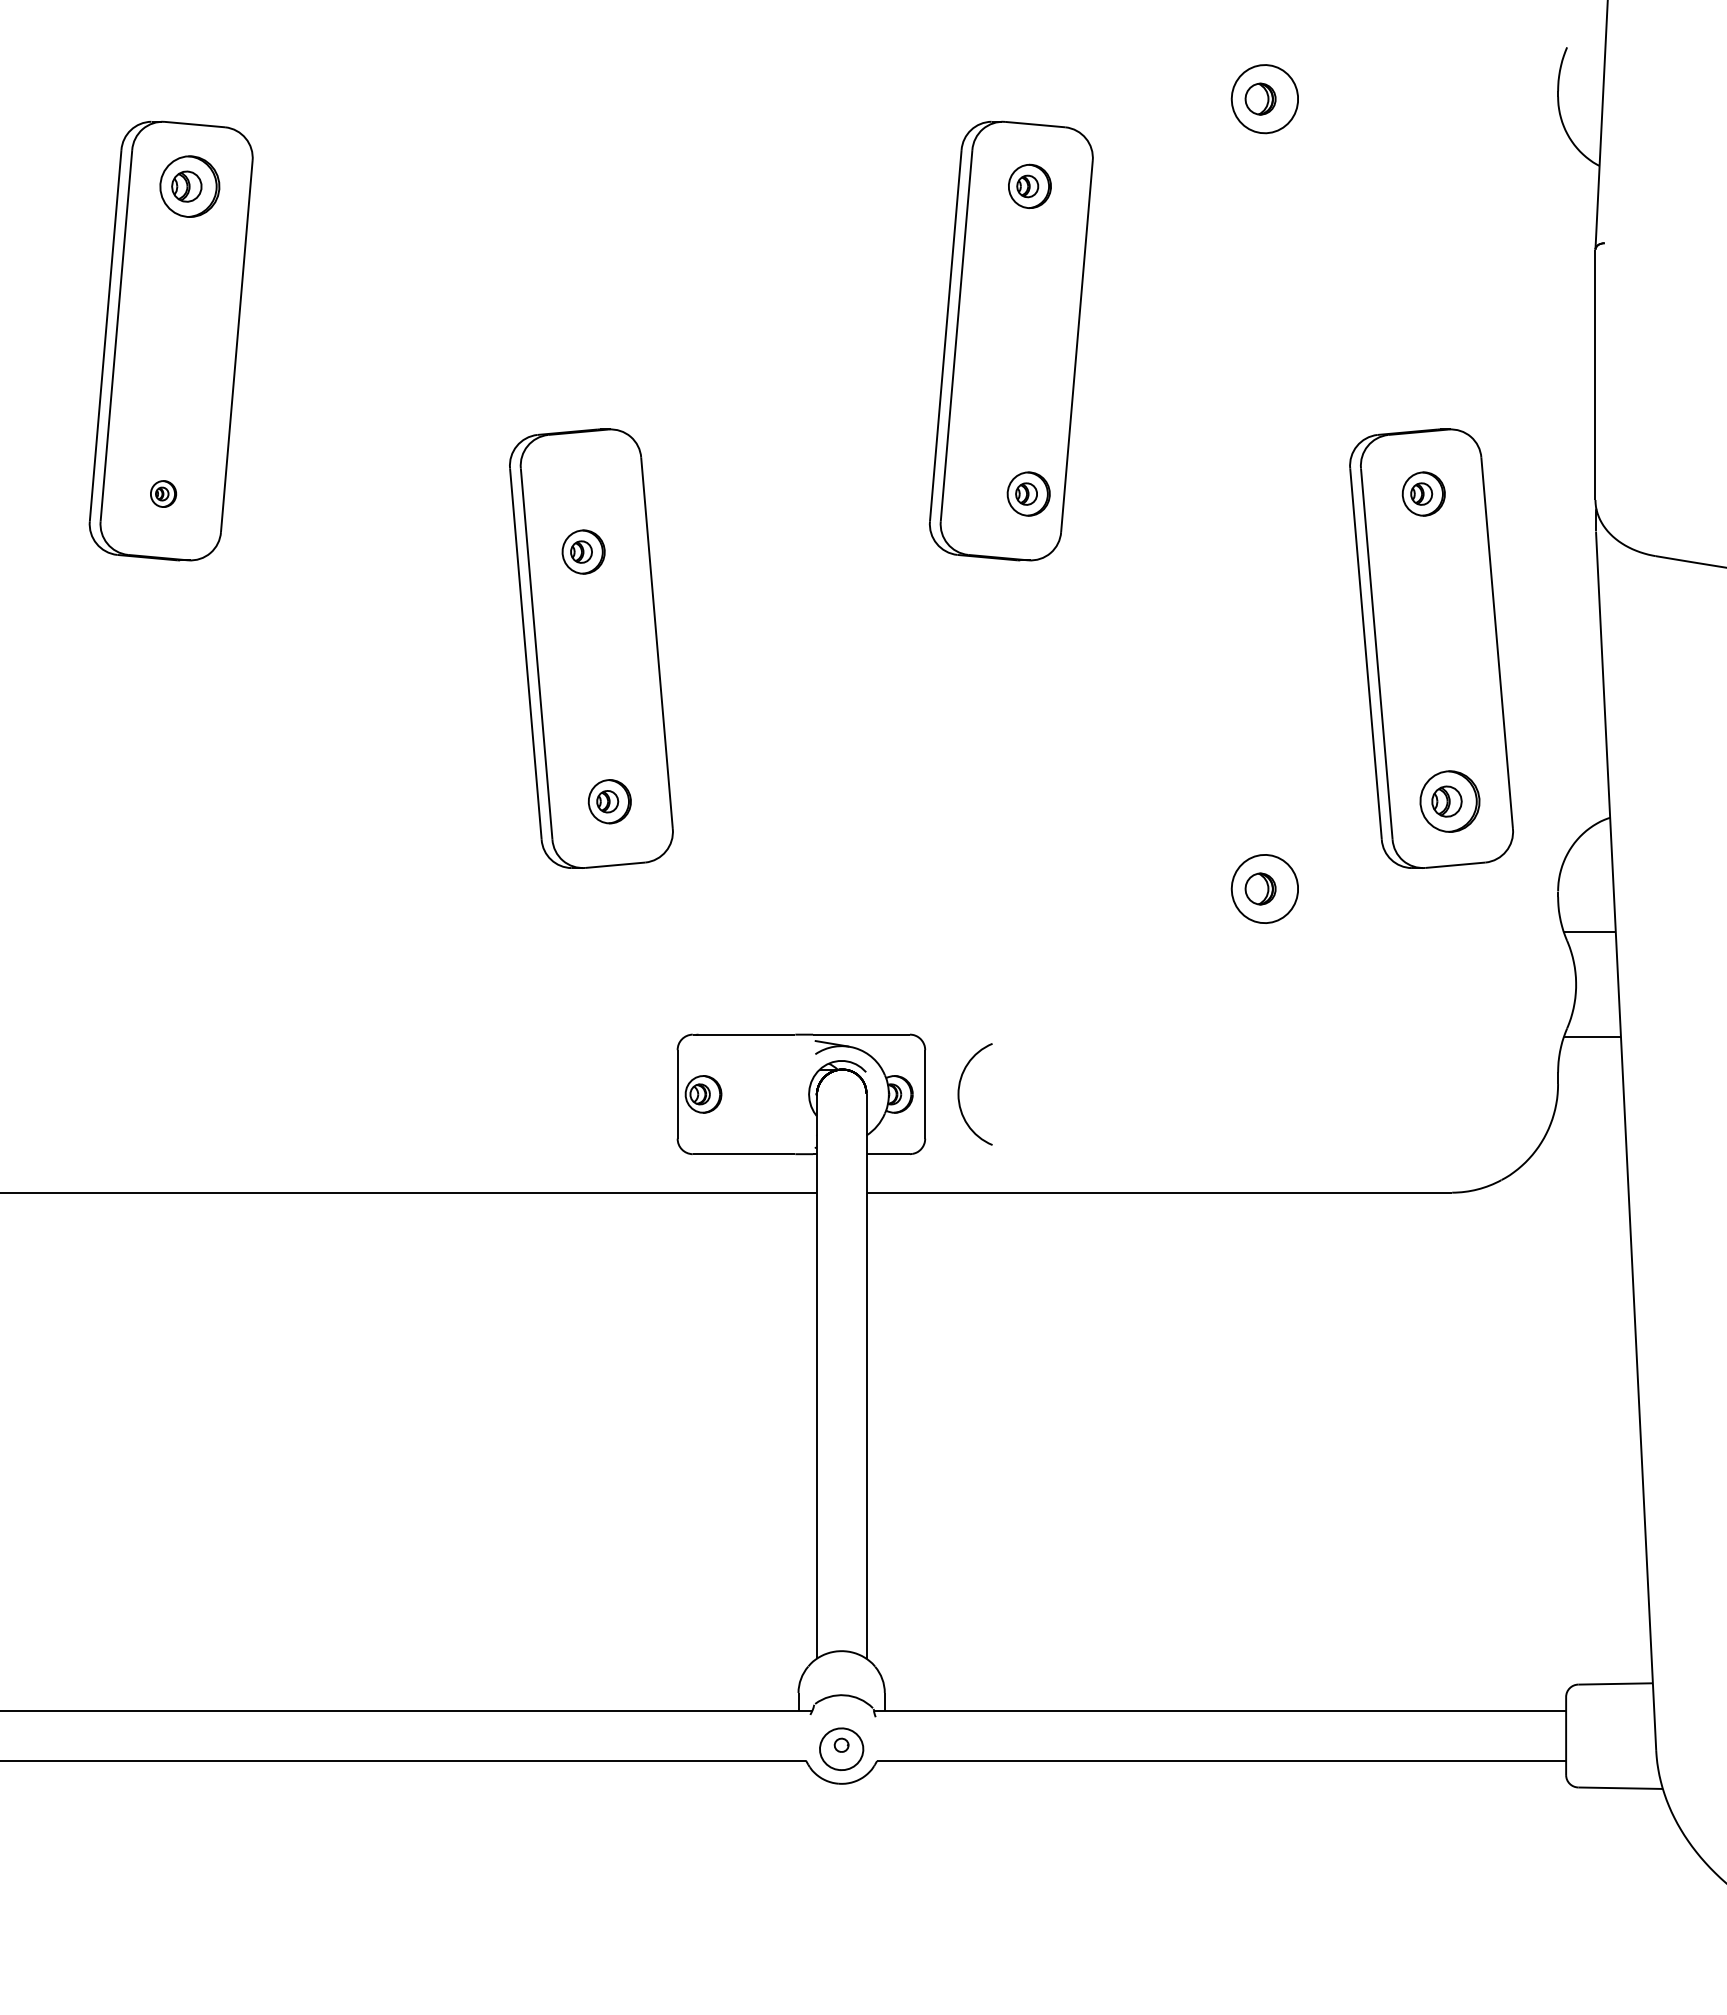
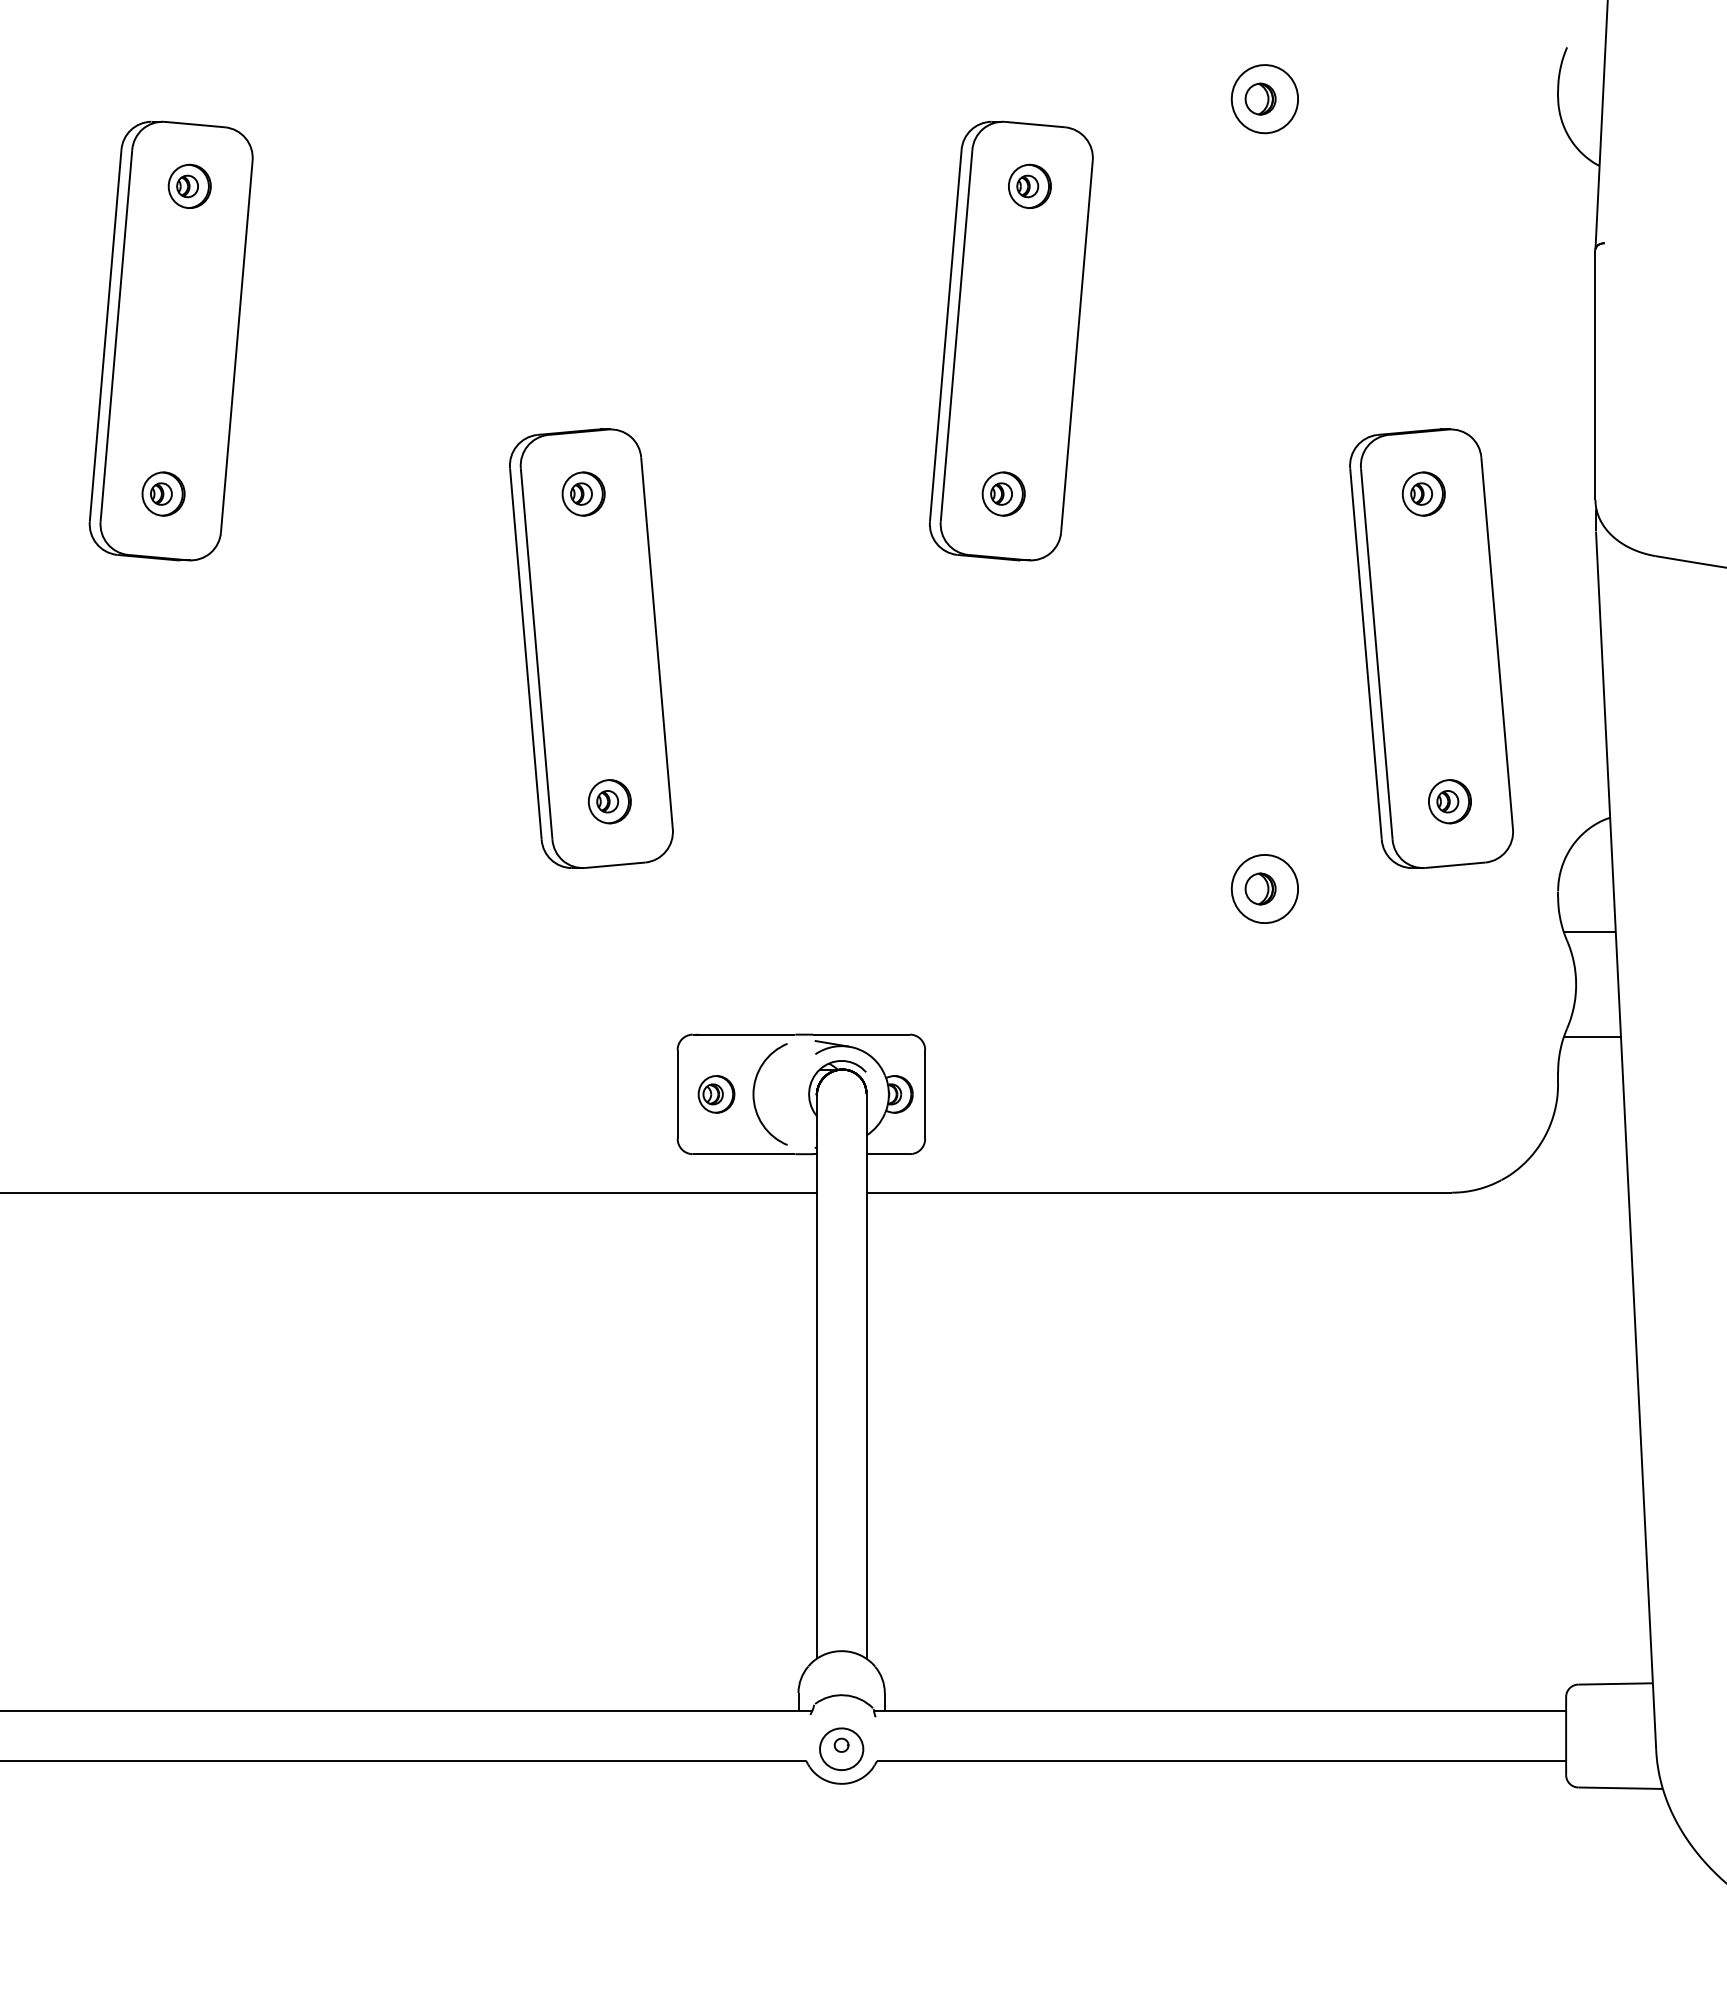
part size: 62x63 px -> 45x46 px (189, 185)
part size: 28x28 px -> 45x46 px (163, 493)
part position: (1028, 493) -> (1003, 493) (1003, 493)
part position: (583, 551) -> (583, 493) (583, 493)
part size: 62x63 px -> 44x46 px (1449, 801)
part position: (703, 1094) -> (716, 1094) (716, 1094)
curve position: (959, 1094) -> (754, 1094) (754, 1094)
